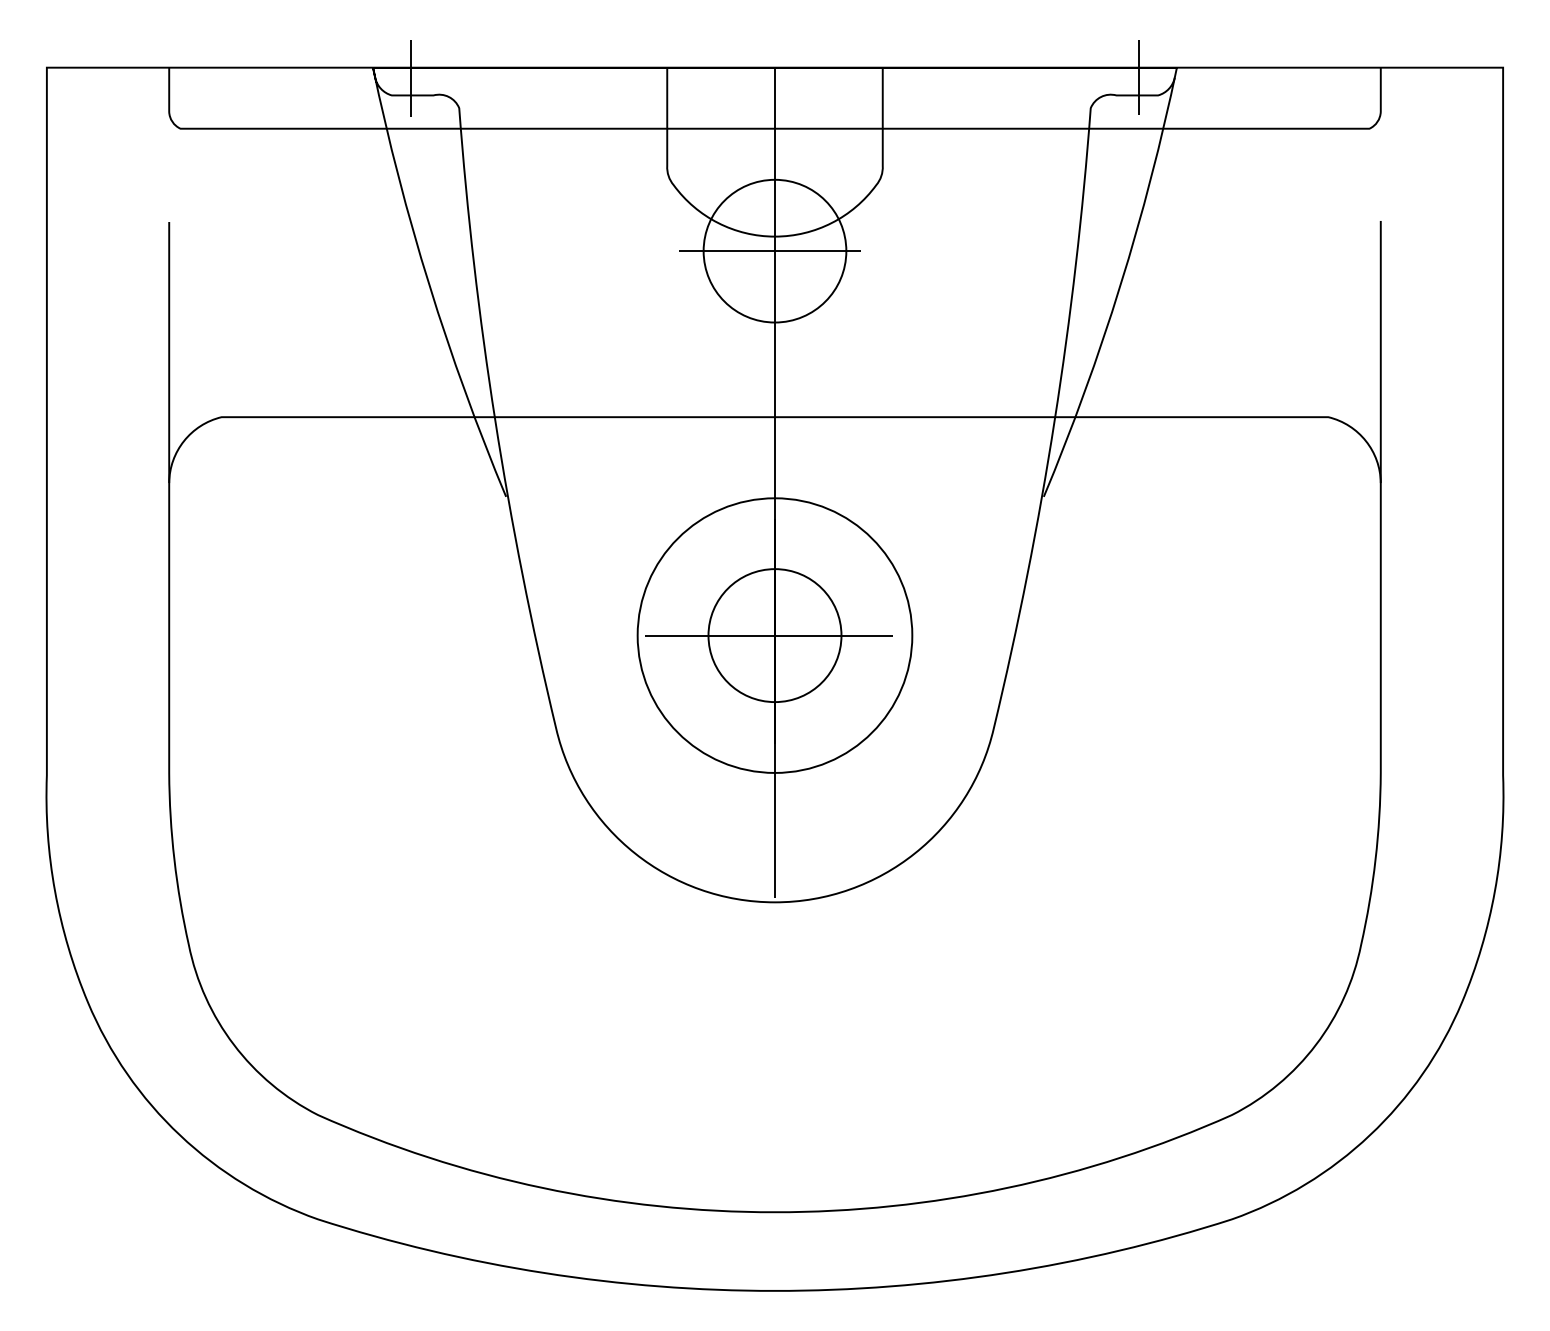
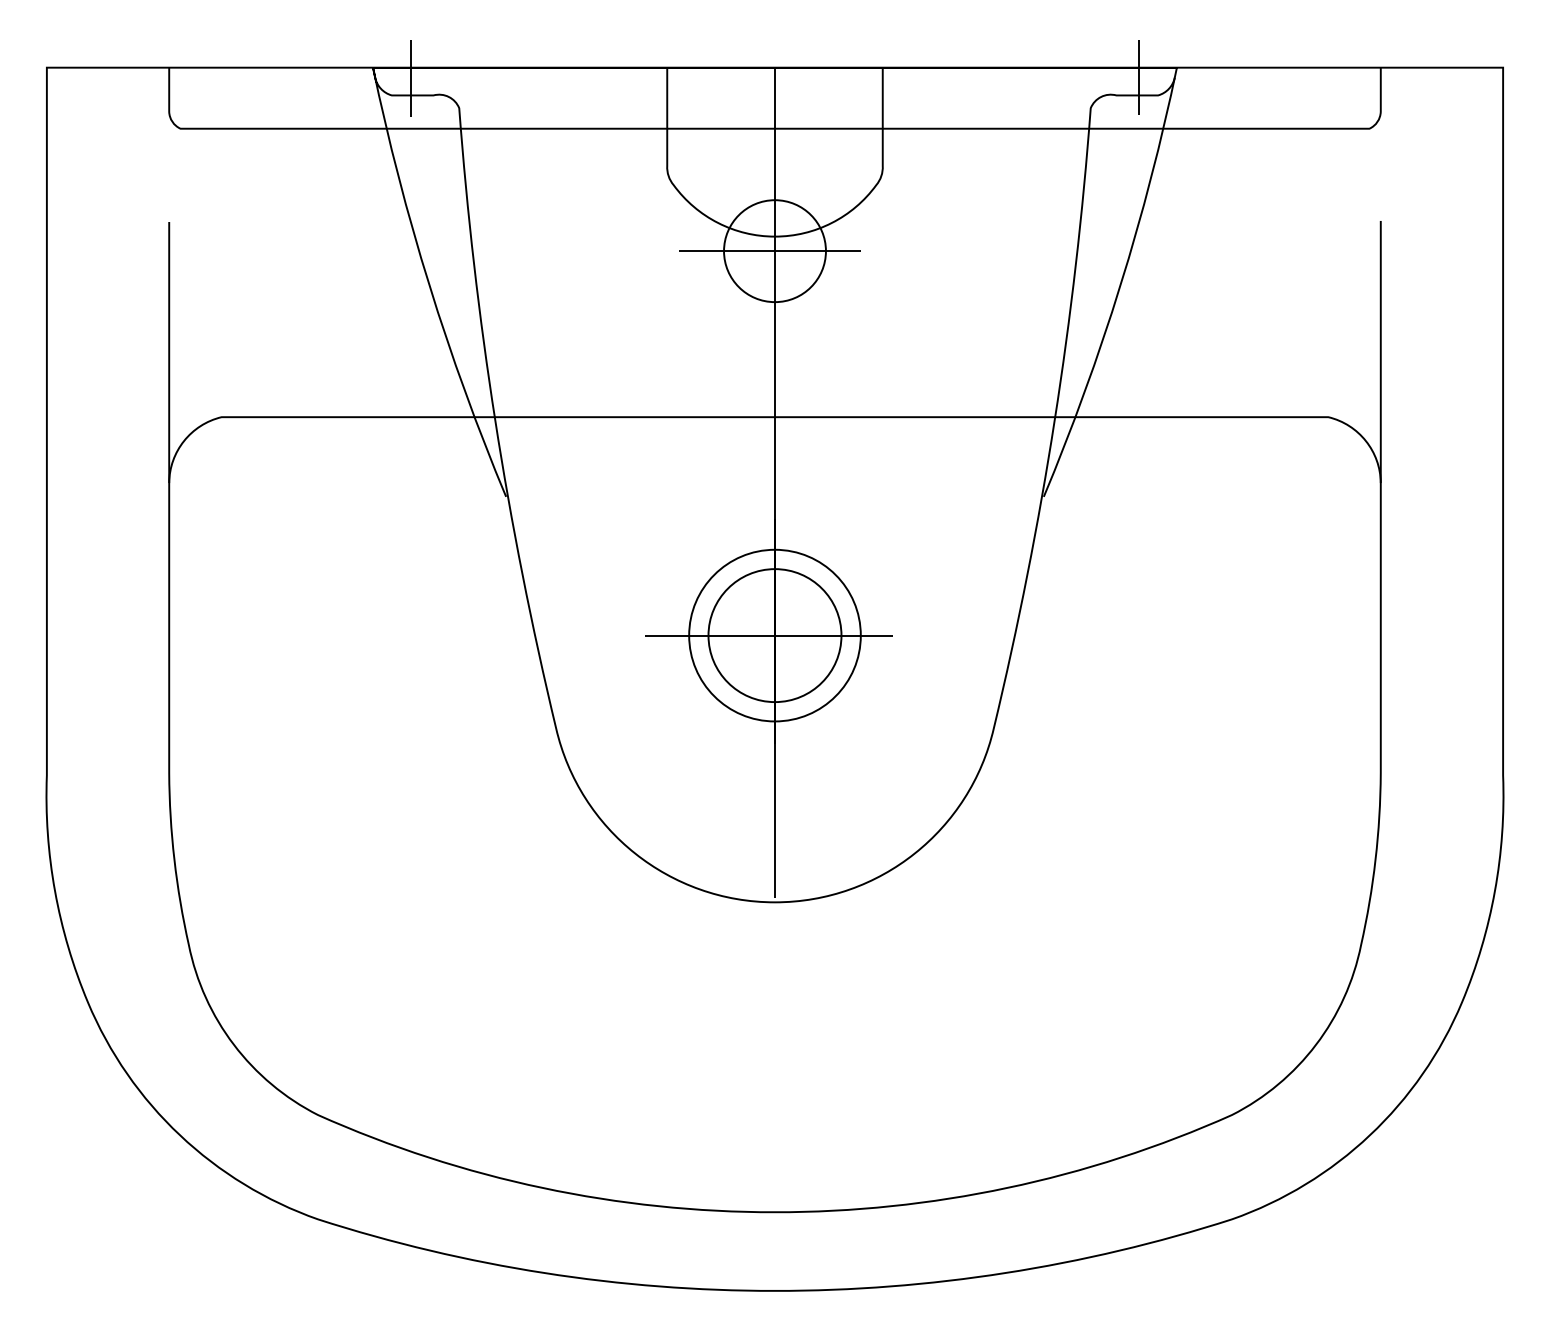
circle diameter: 143 px -> 102 px (774, 251)
circle diameter: 275 px -> 172 px (774, 635)
